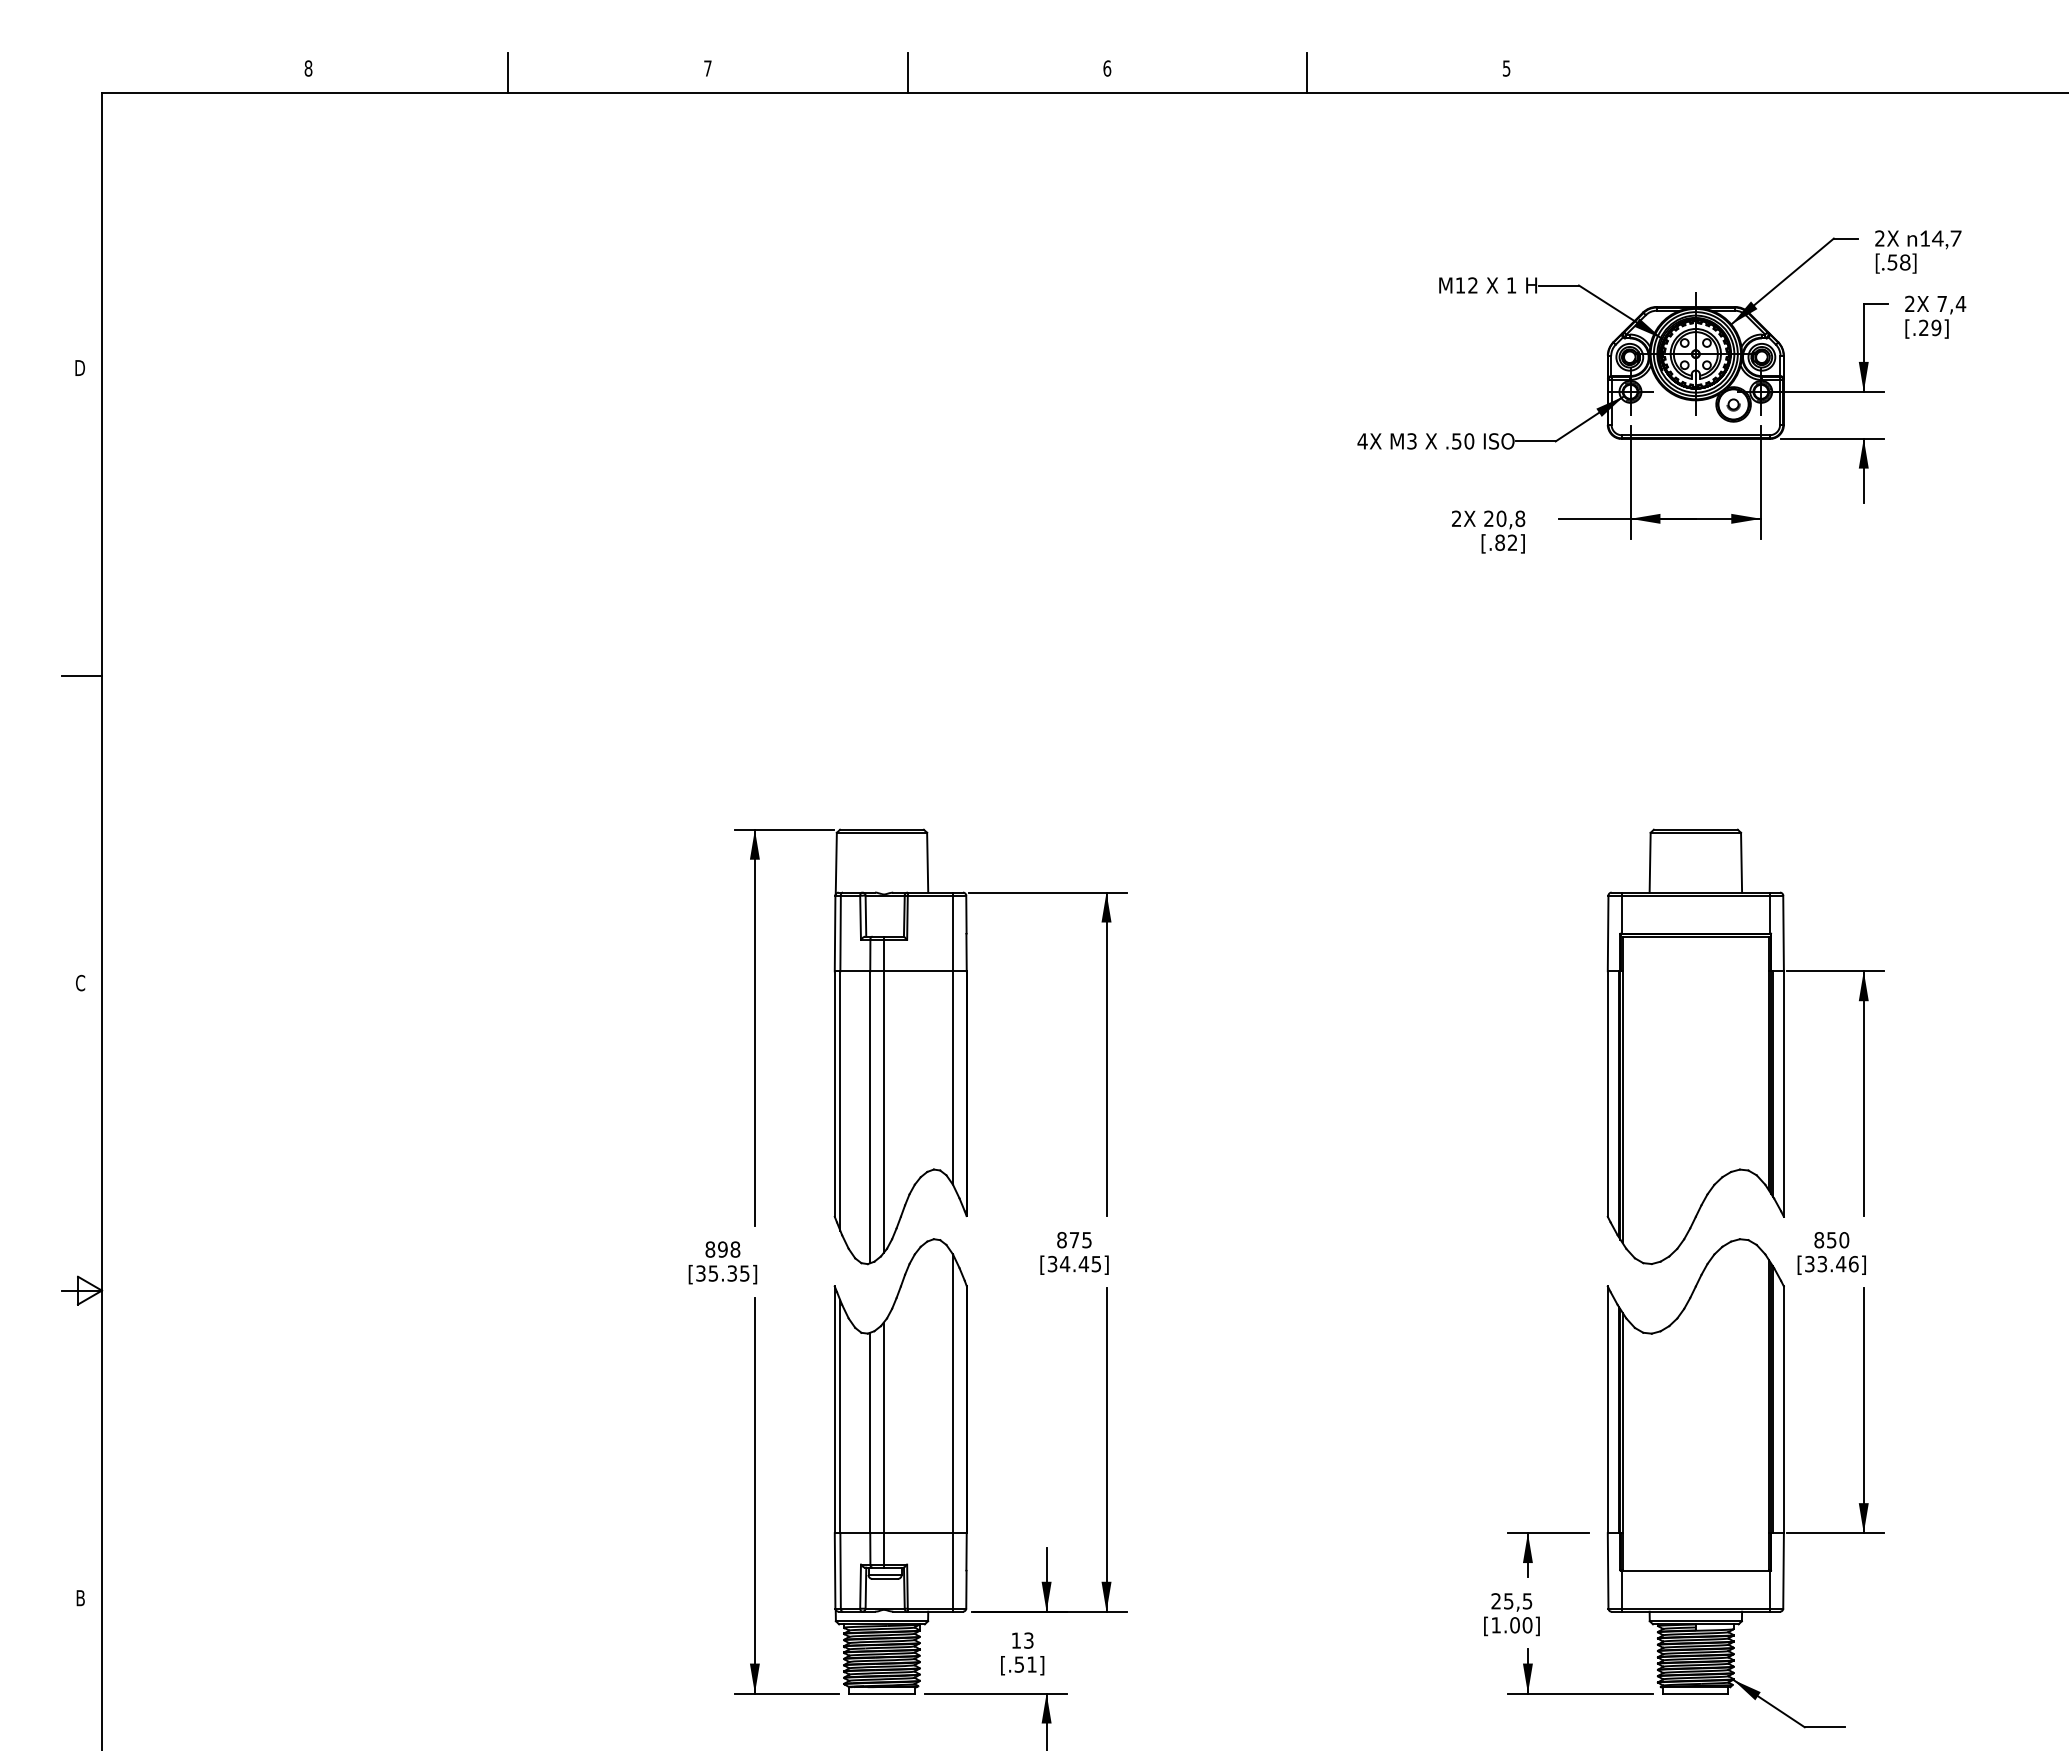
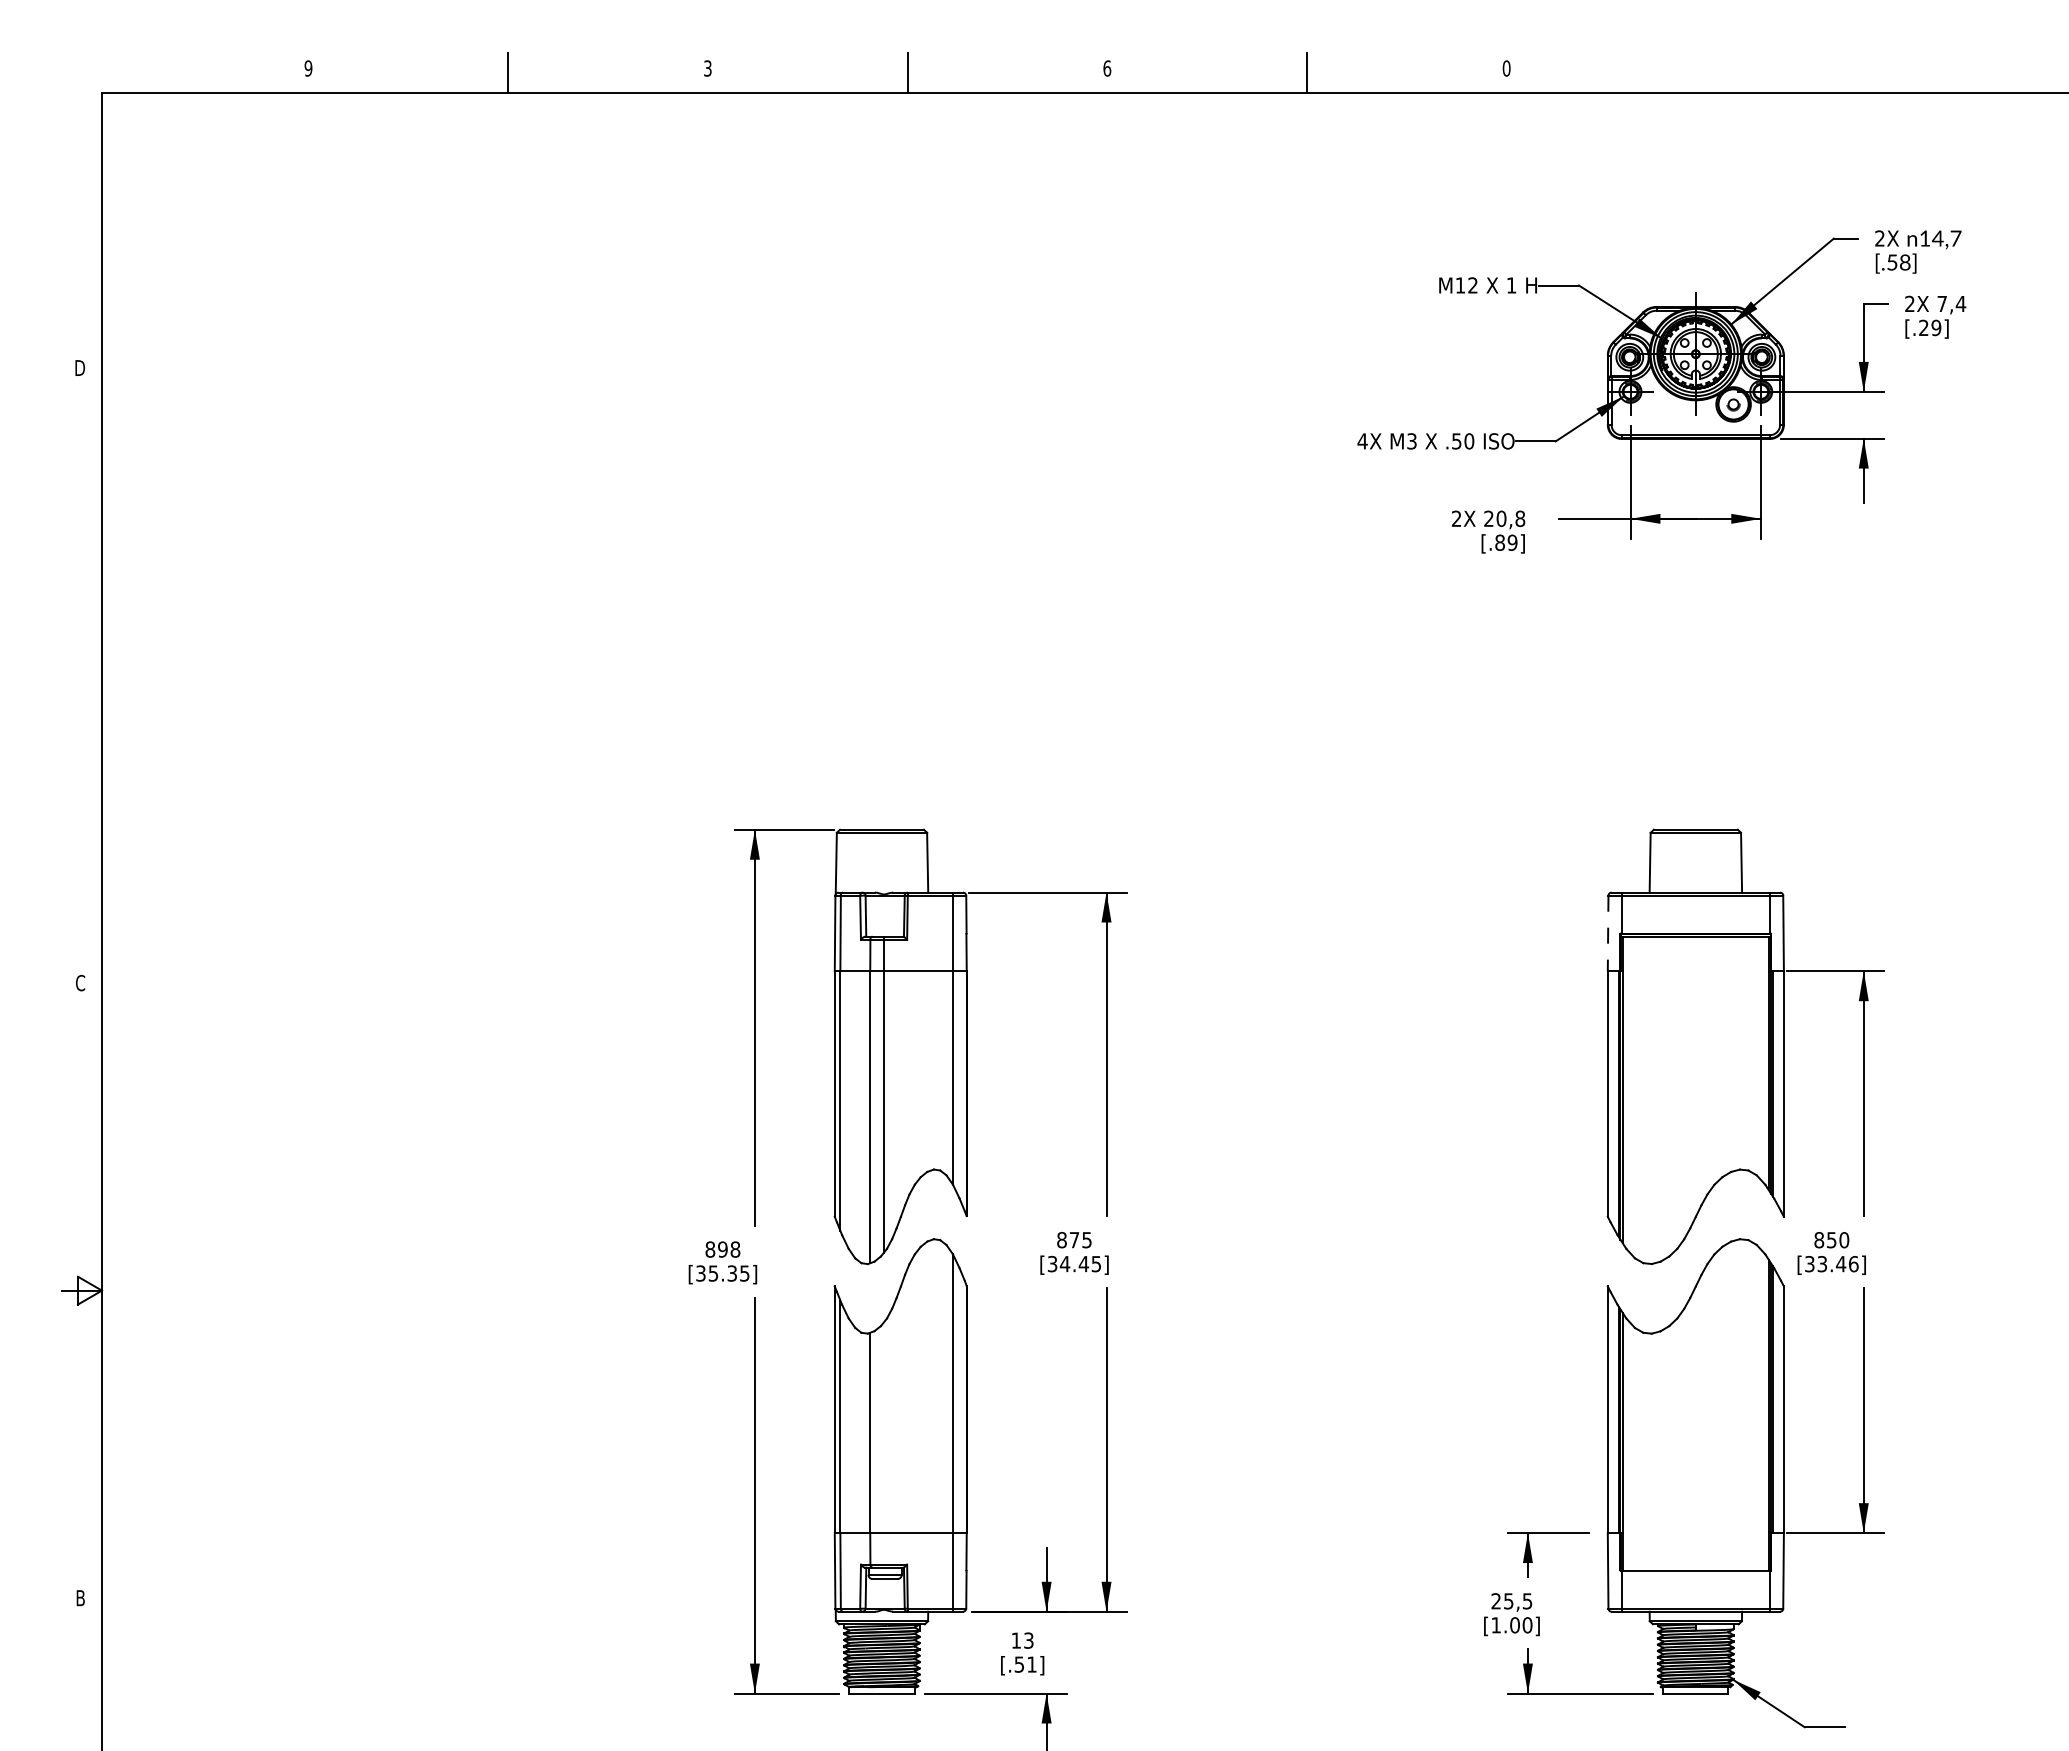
text: 8 -> 9 (308, 68)
text: 7 -> 3 (707, 68)
text: 5 -> 0 (1506, 68)
text: [.82] -> [.89] (1512, 542)
line: present -> none (82, 675)
line: solid -> dashed (1608, 933)
line: present -> none (883, 1444)
